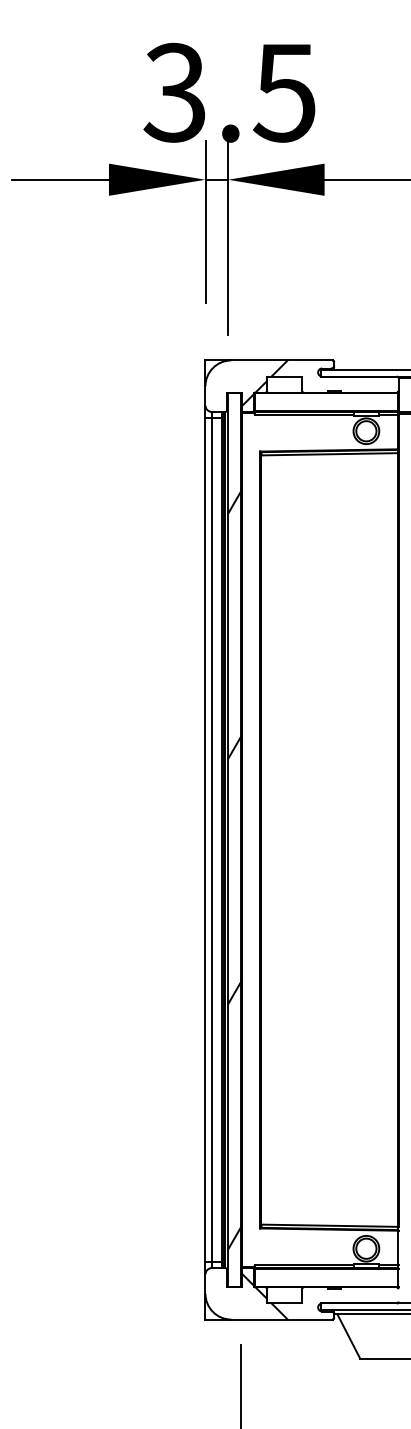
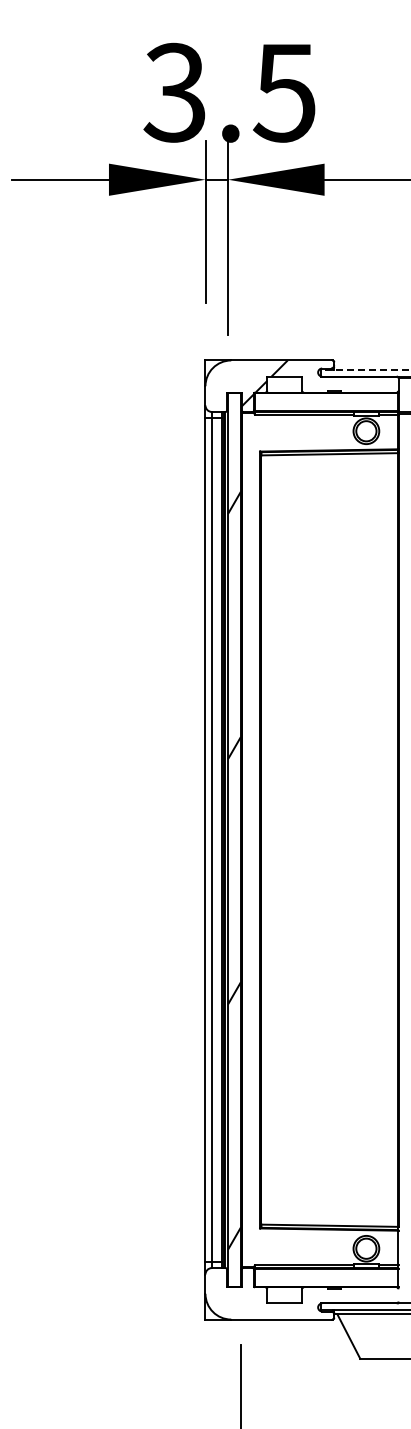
line: solid -> dashed (365, 370)
hatch: present -> none (264, 1296)
